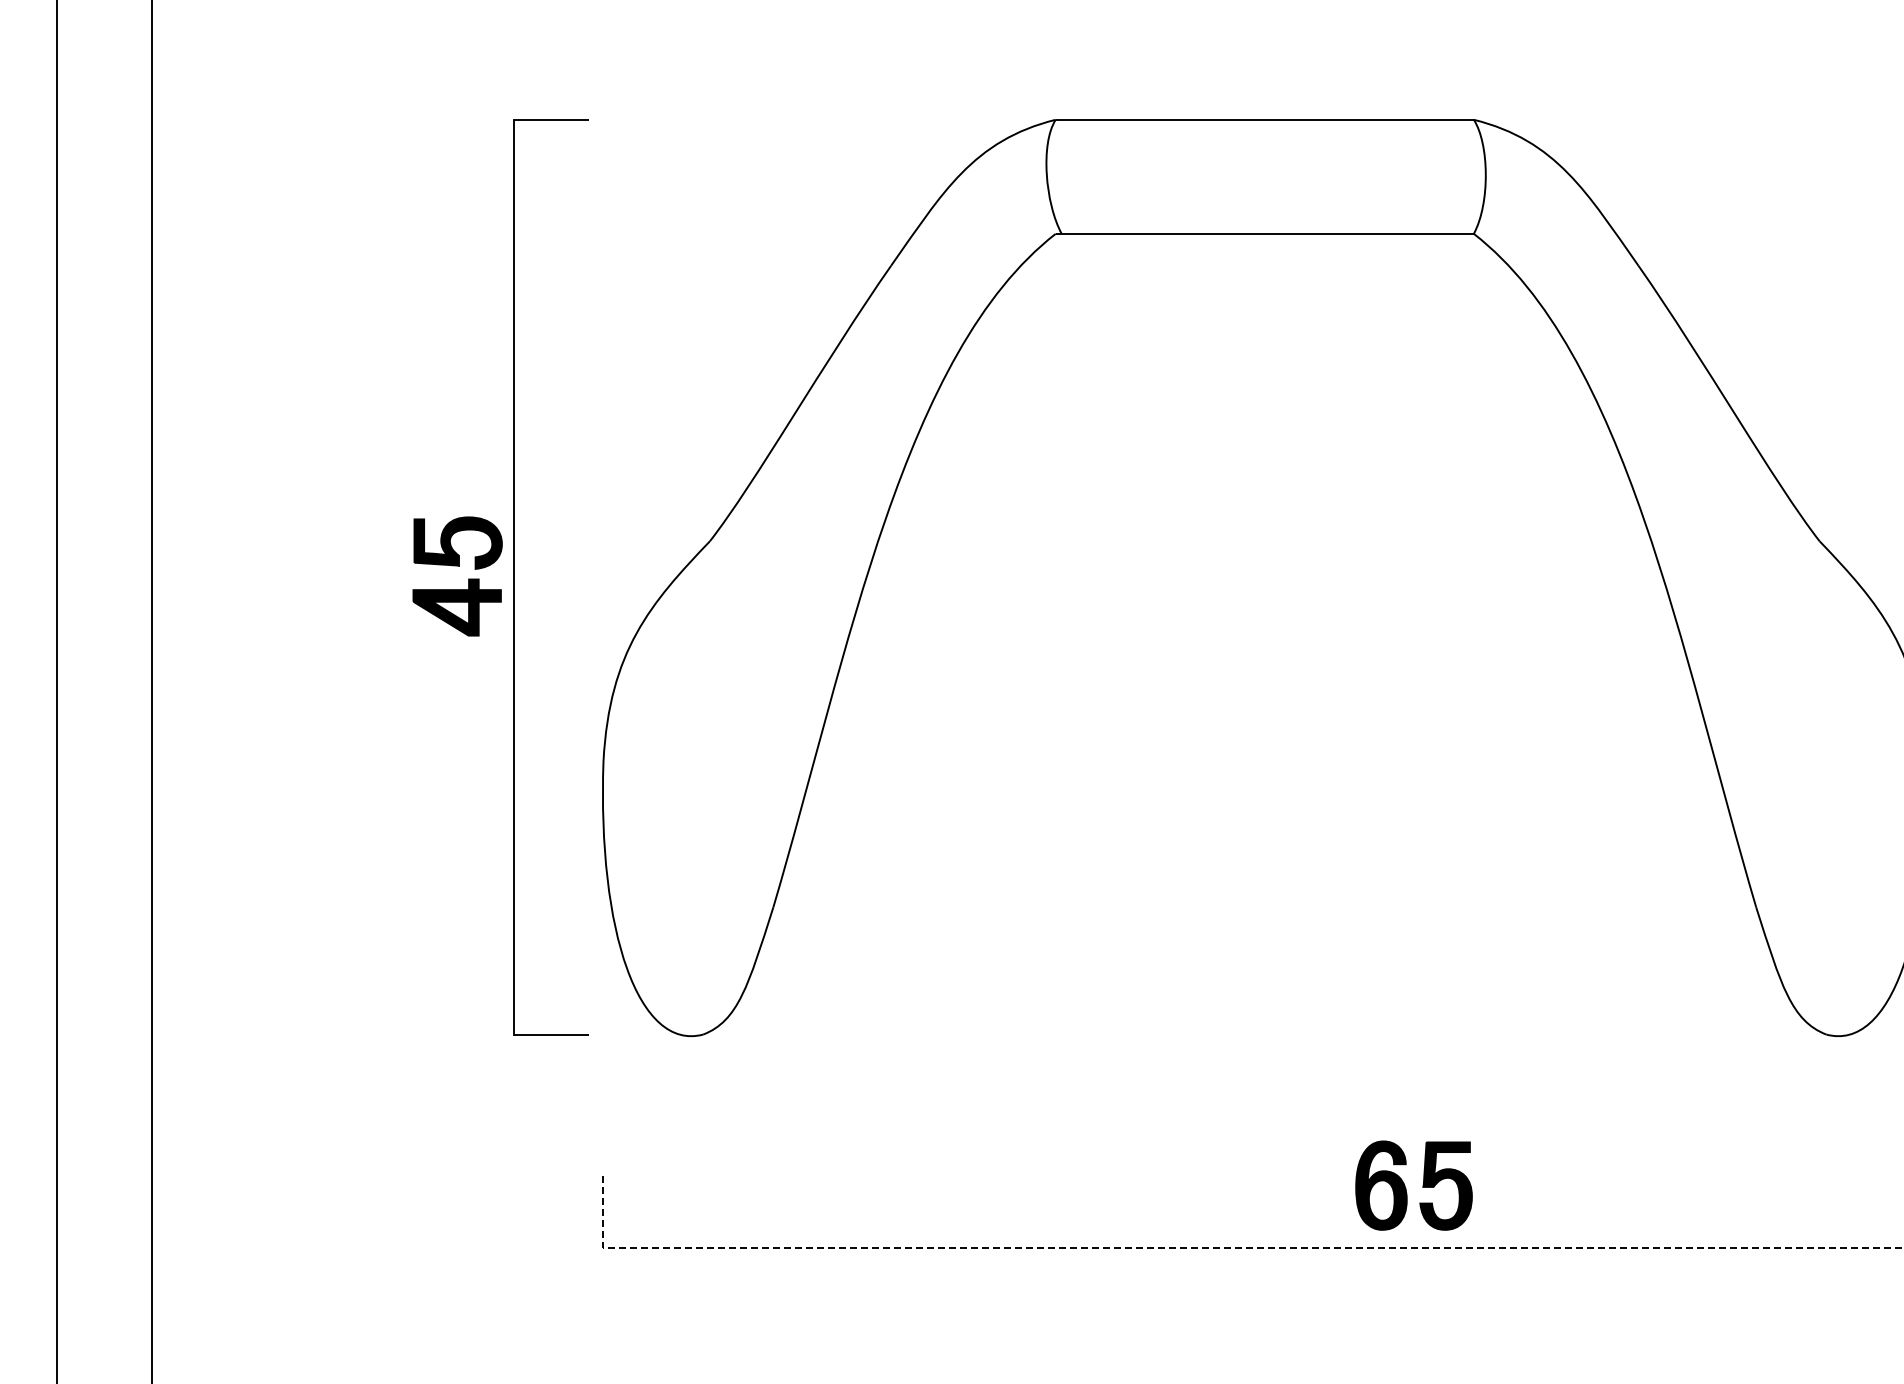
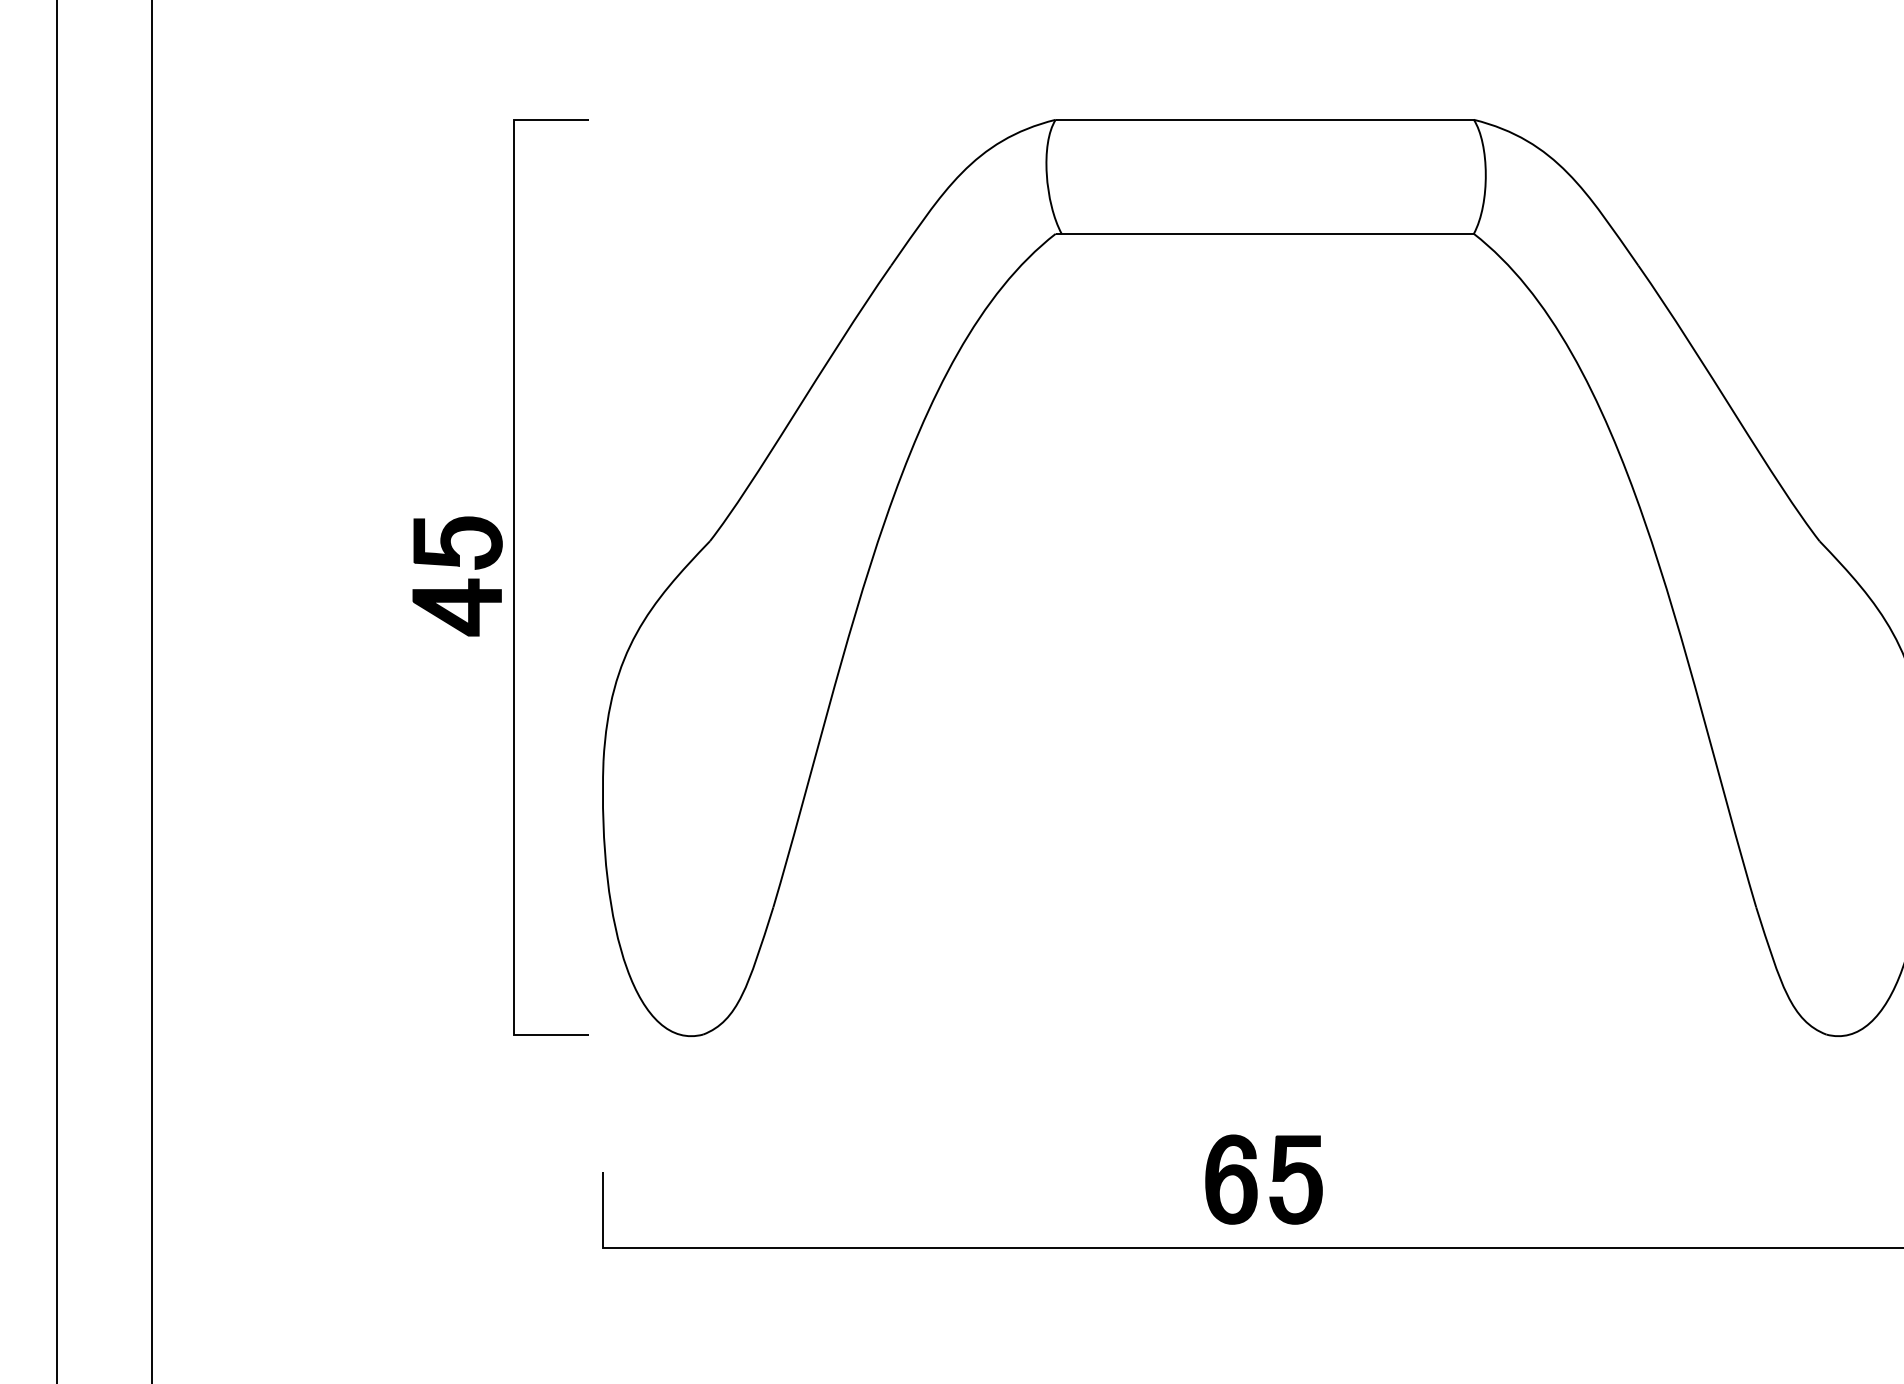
part position: (1406, 1188) -> (1256, 1182) (1256, 1182)
line: dashed -> solid (1214, 1247)
